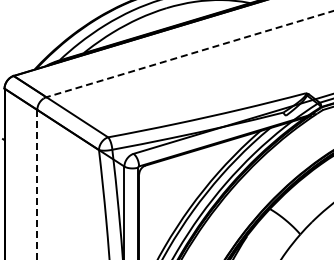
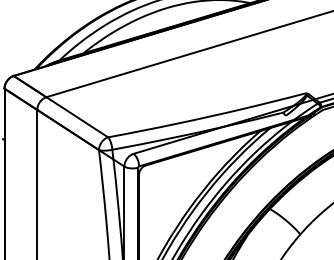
line: dashed -> solid (189, 54)
line: dashed -> solid (37, 184)
